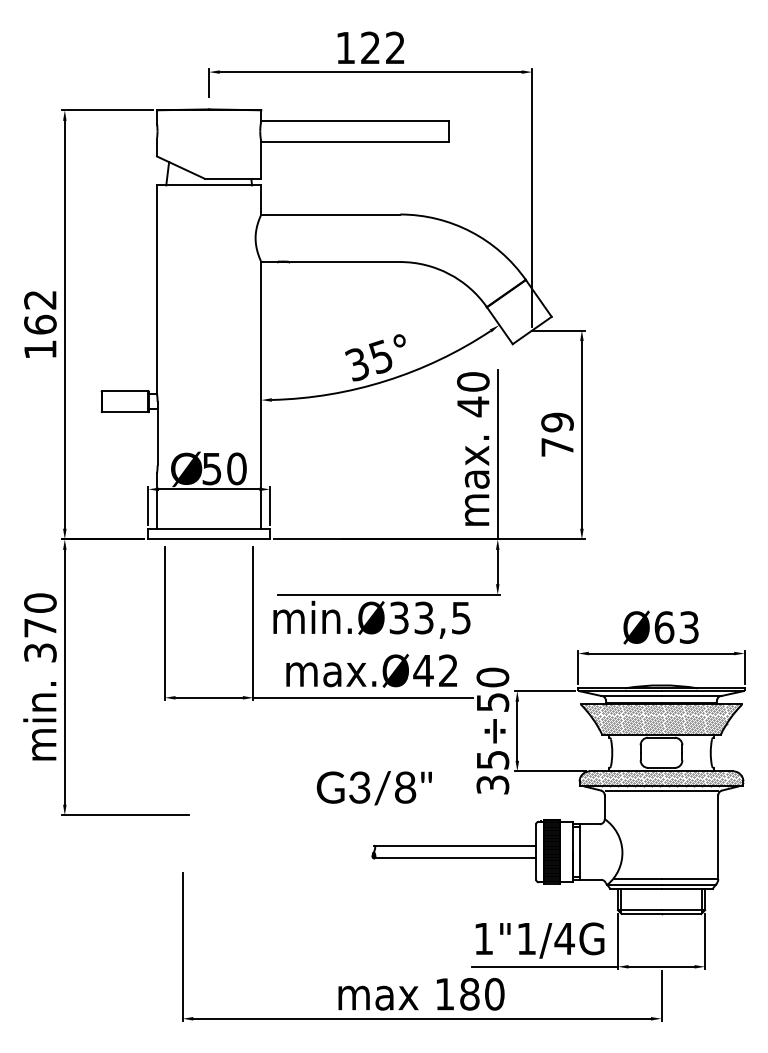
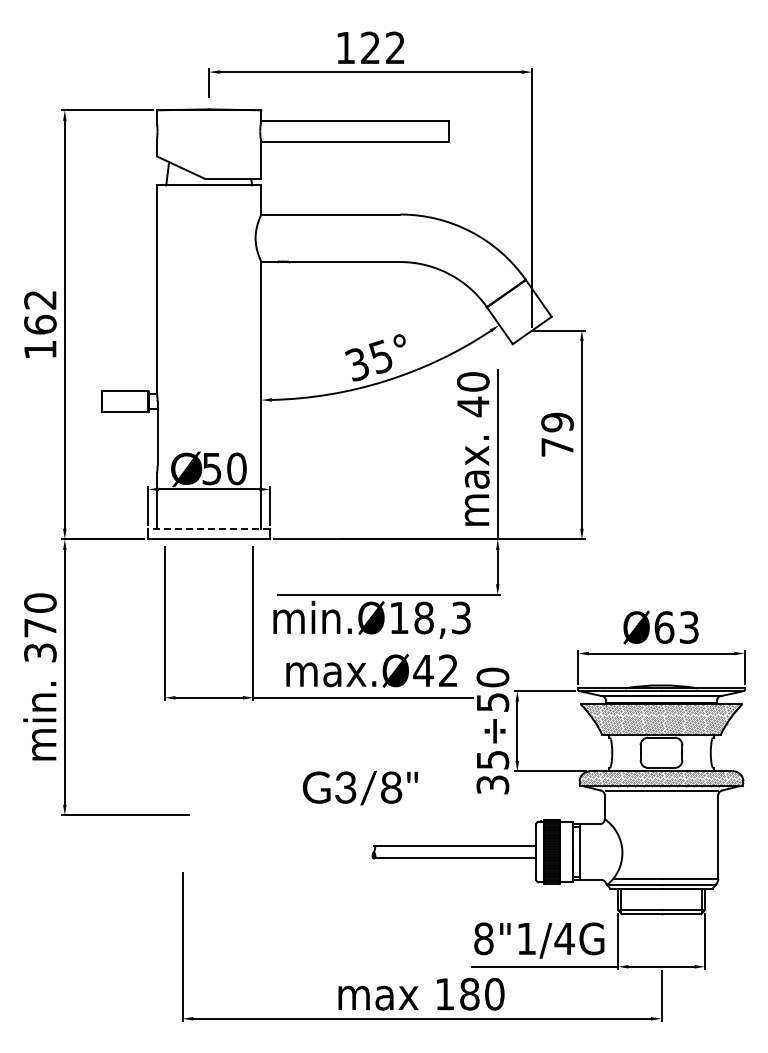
line: solid -> dashed (209, 528)
text: min.Ø33,5 -> min.Ø18,3 (429, 617)
text position: (373, 788) -> (359, 788) (359, 788)
text: 1"1/4G -> 8"1/4G (483, 938)
